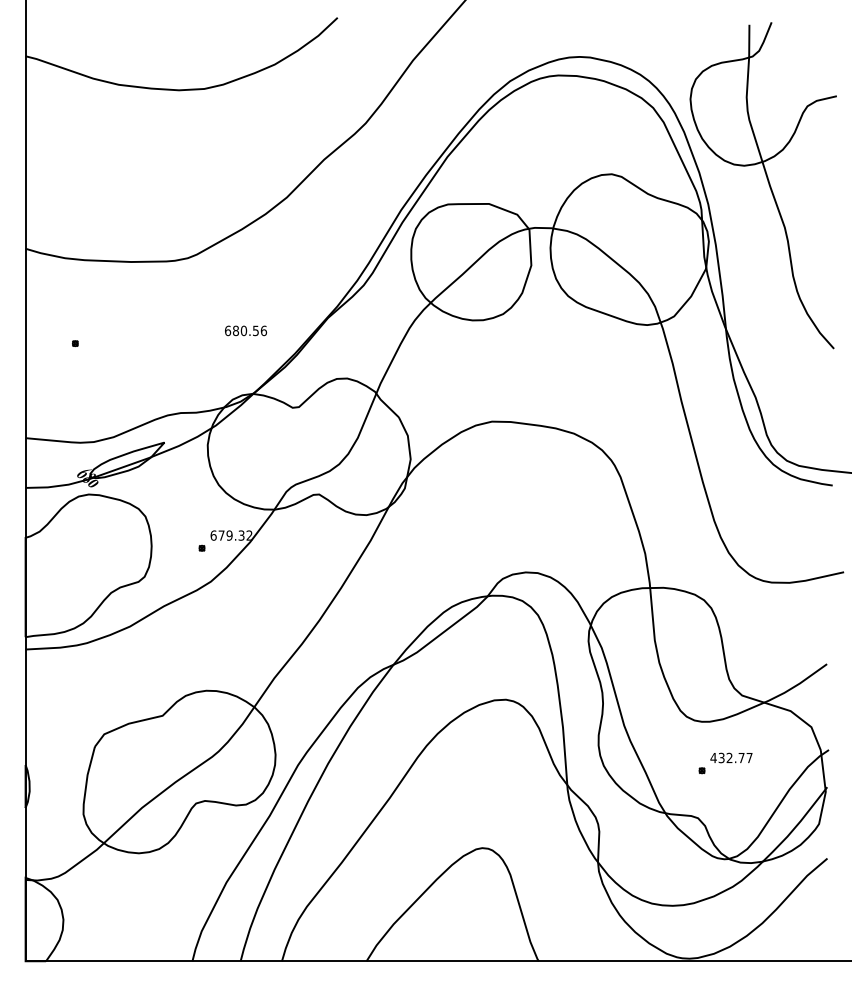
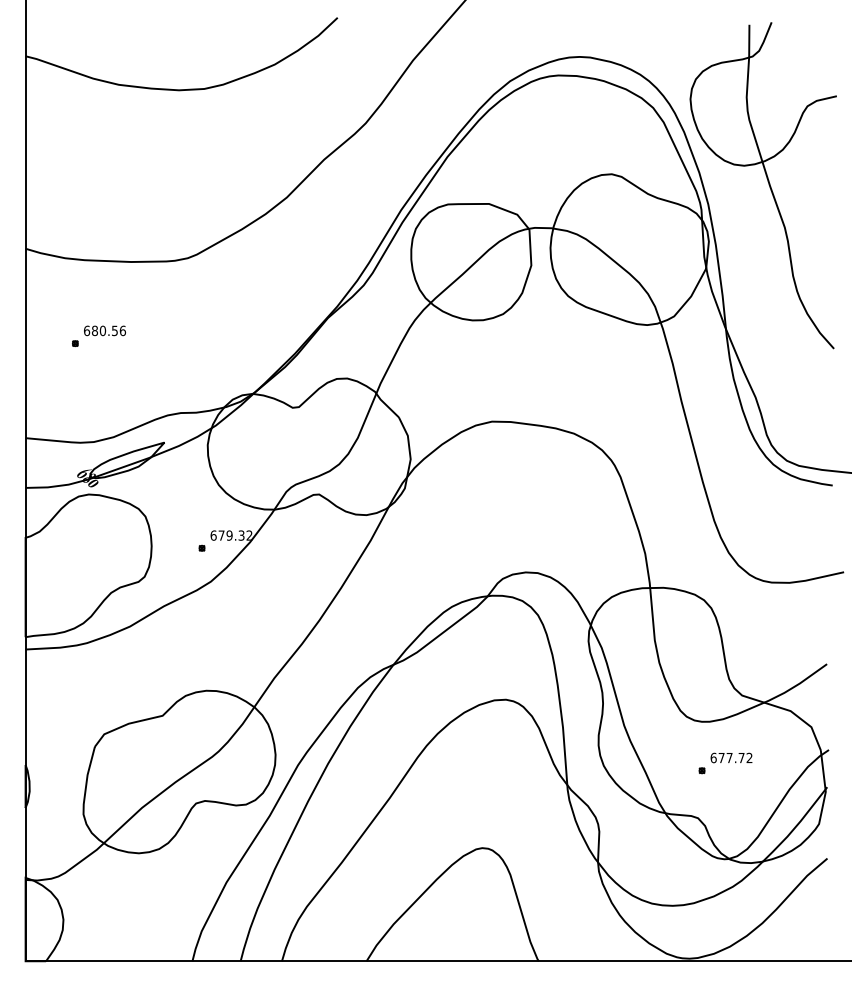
text position: (245, 330) -> (104, 330) (104, 330)
text: 432.77 -> 677.72 (731, 757)
